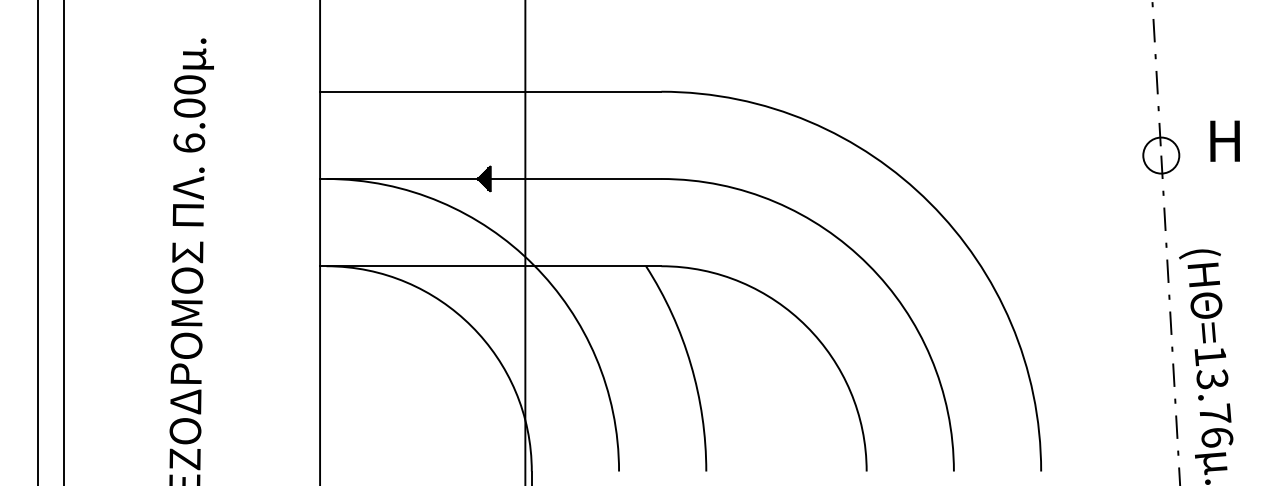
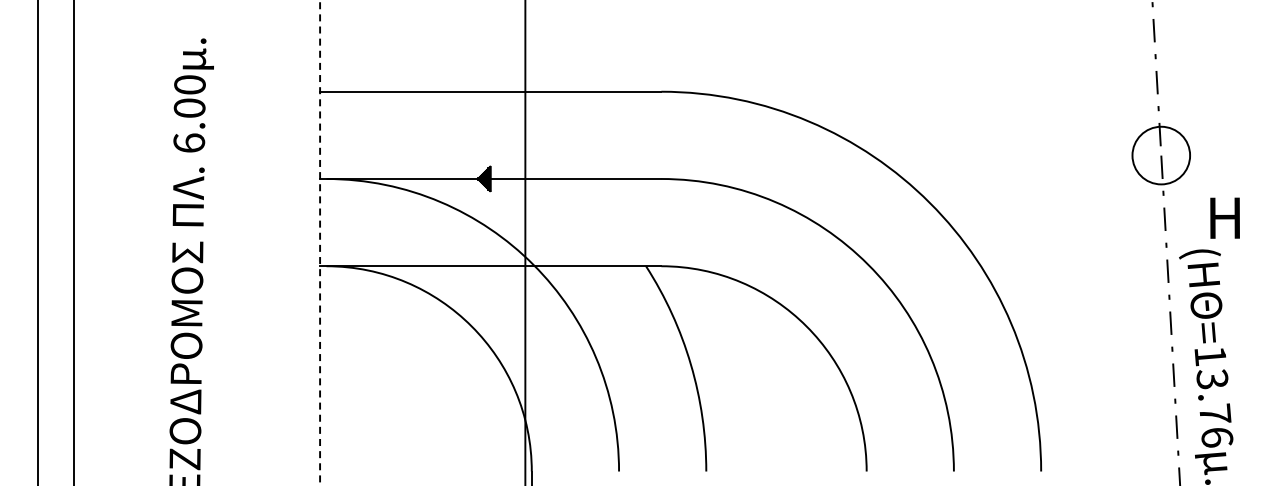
text position: (1224, 140) -> (1224, 217) (1224, 217)
circle diameter: 36 px -> 58 px (1161, 155)
line position: (64, 242) -> (74, 242) (74, 242)
line: solid -> dashed (320, 243)
